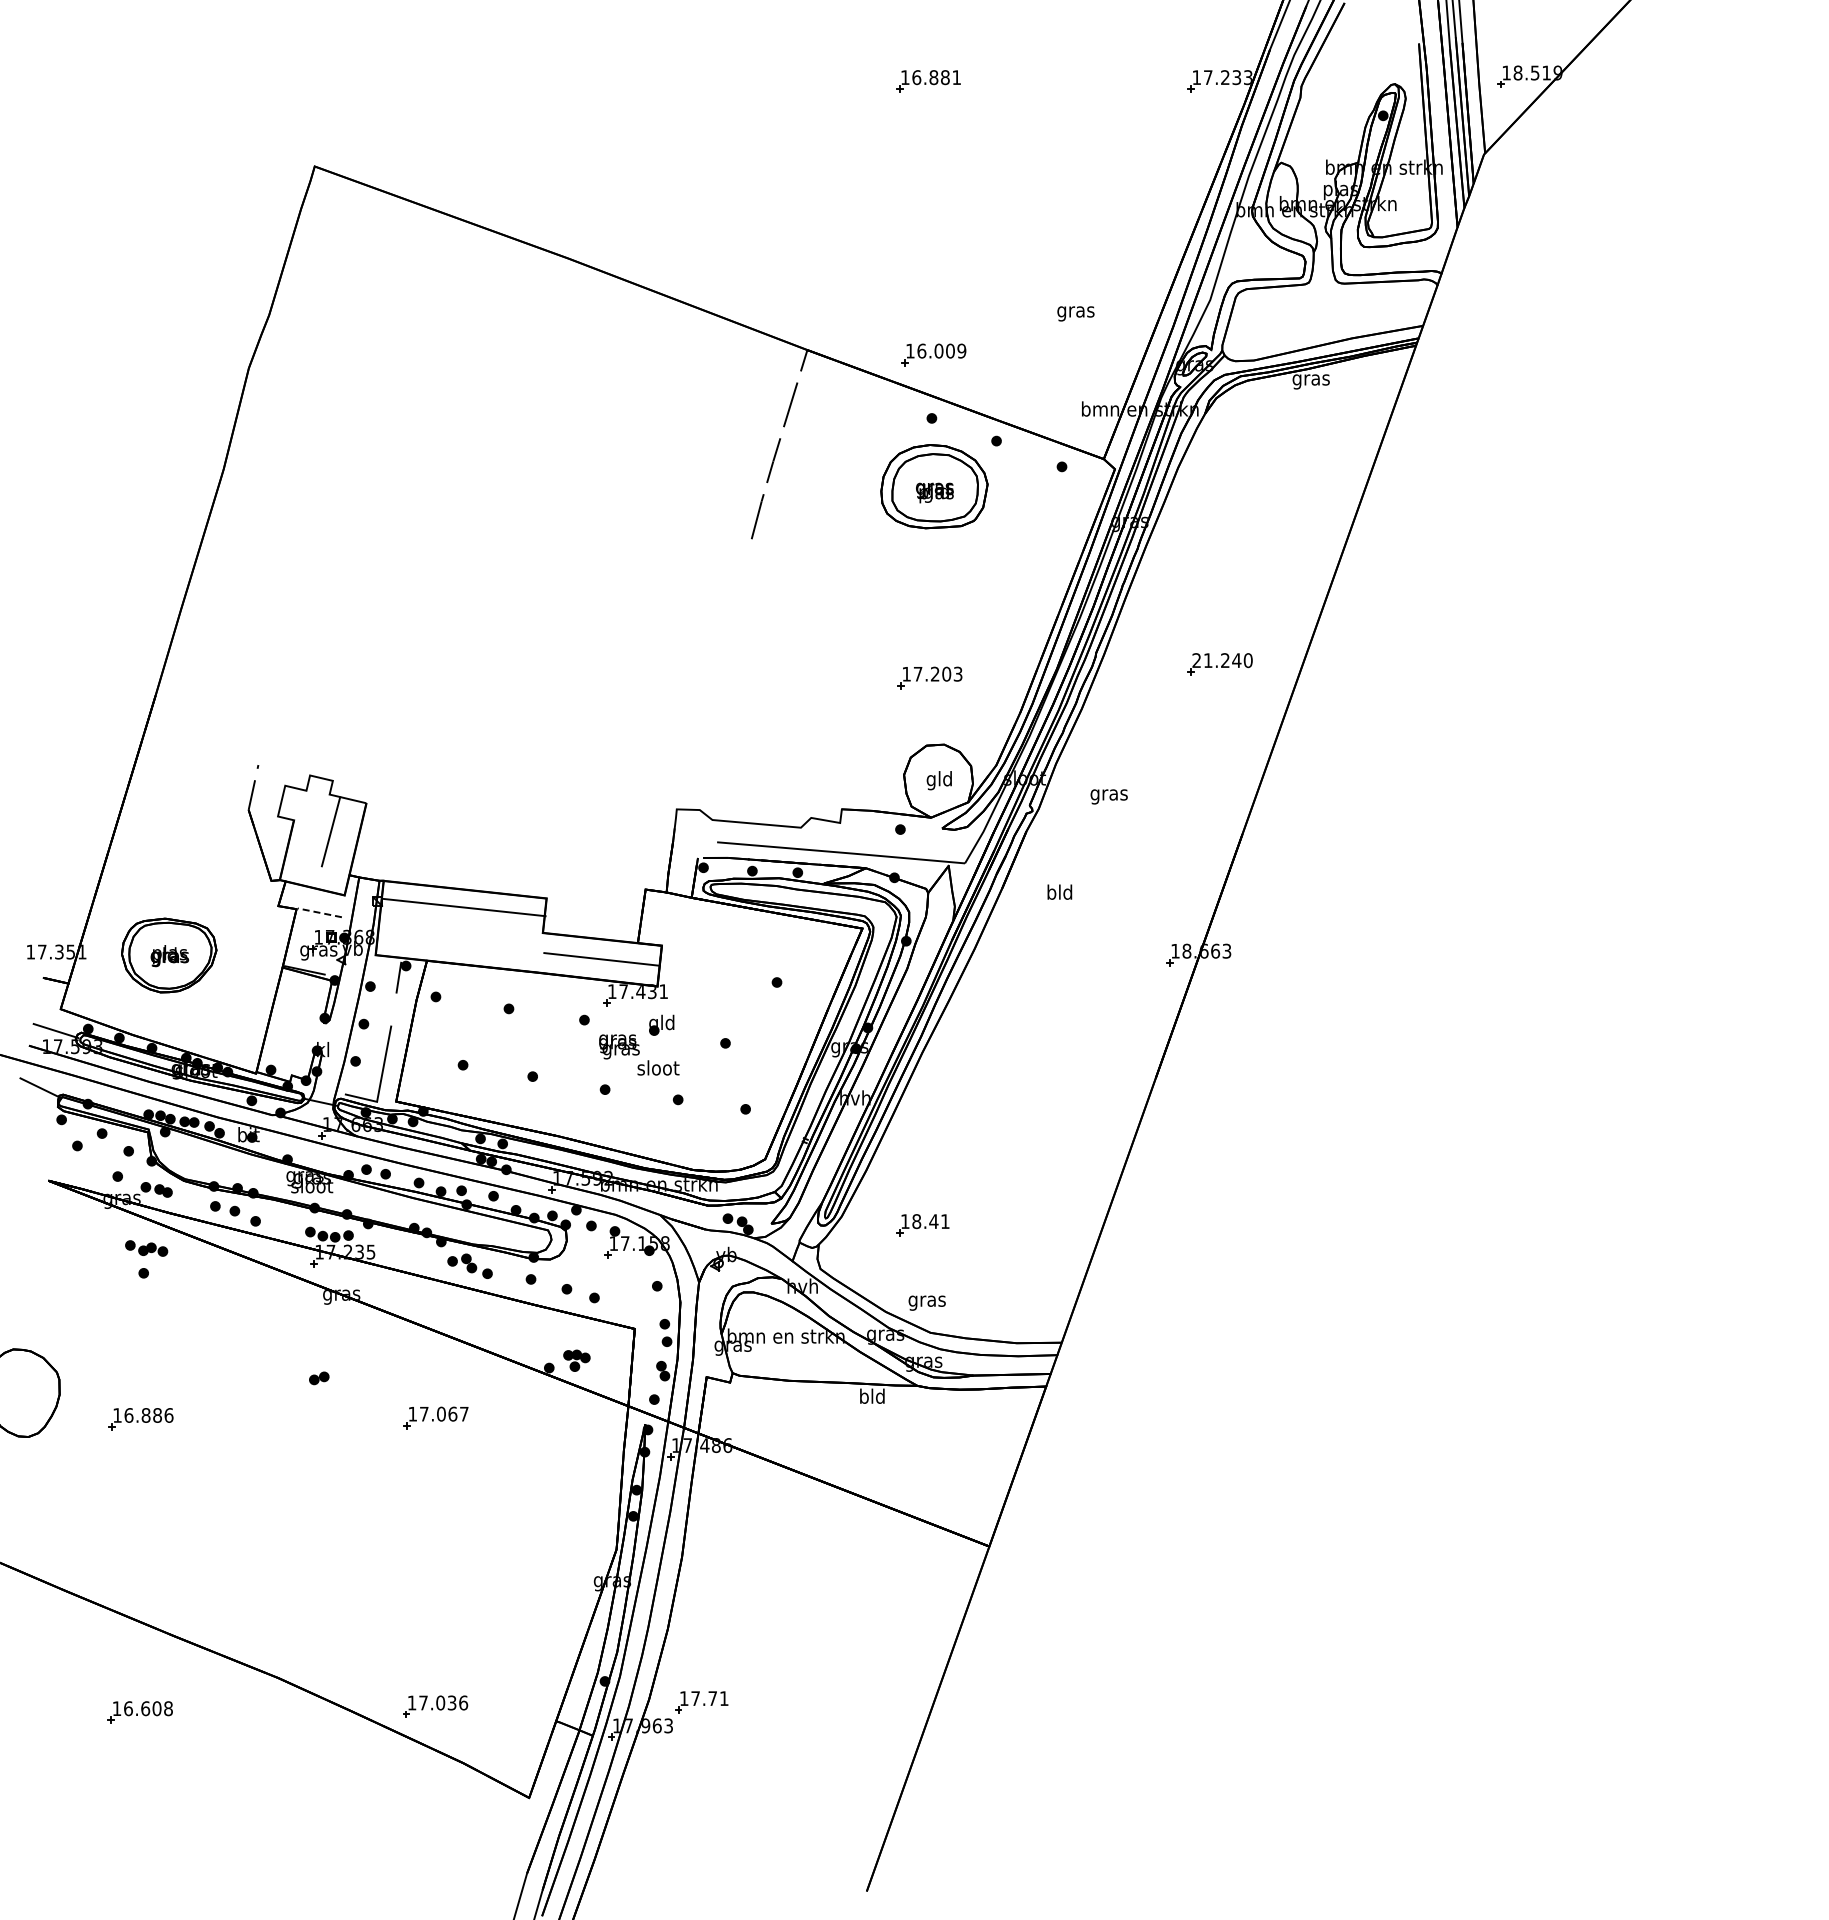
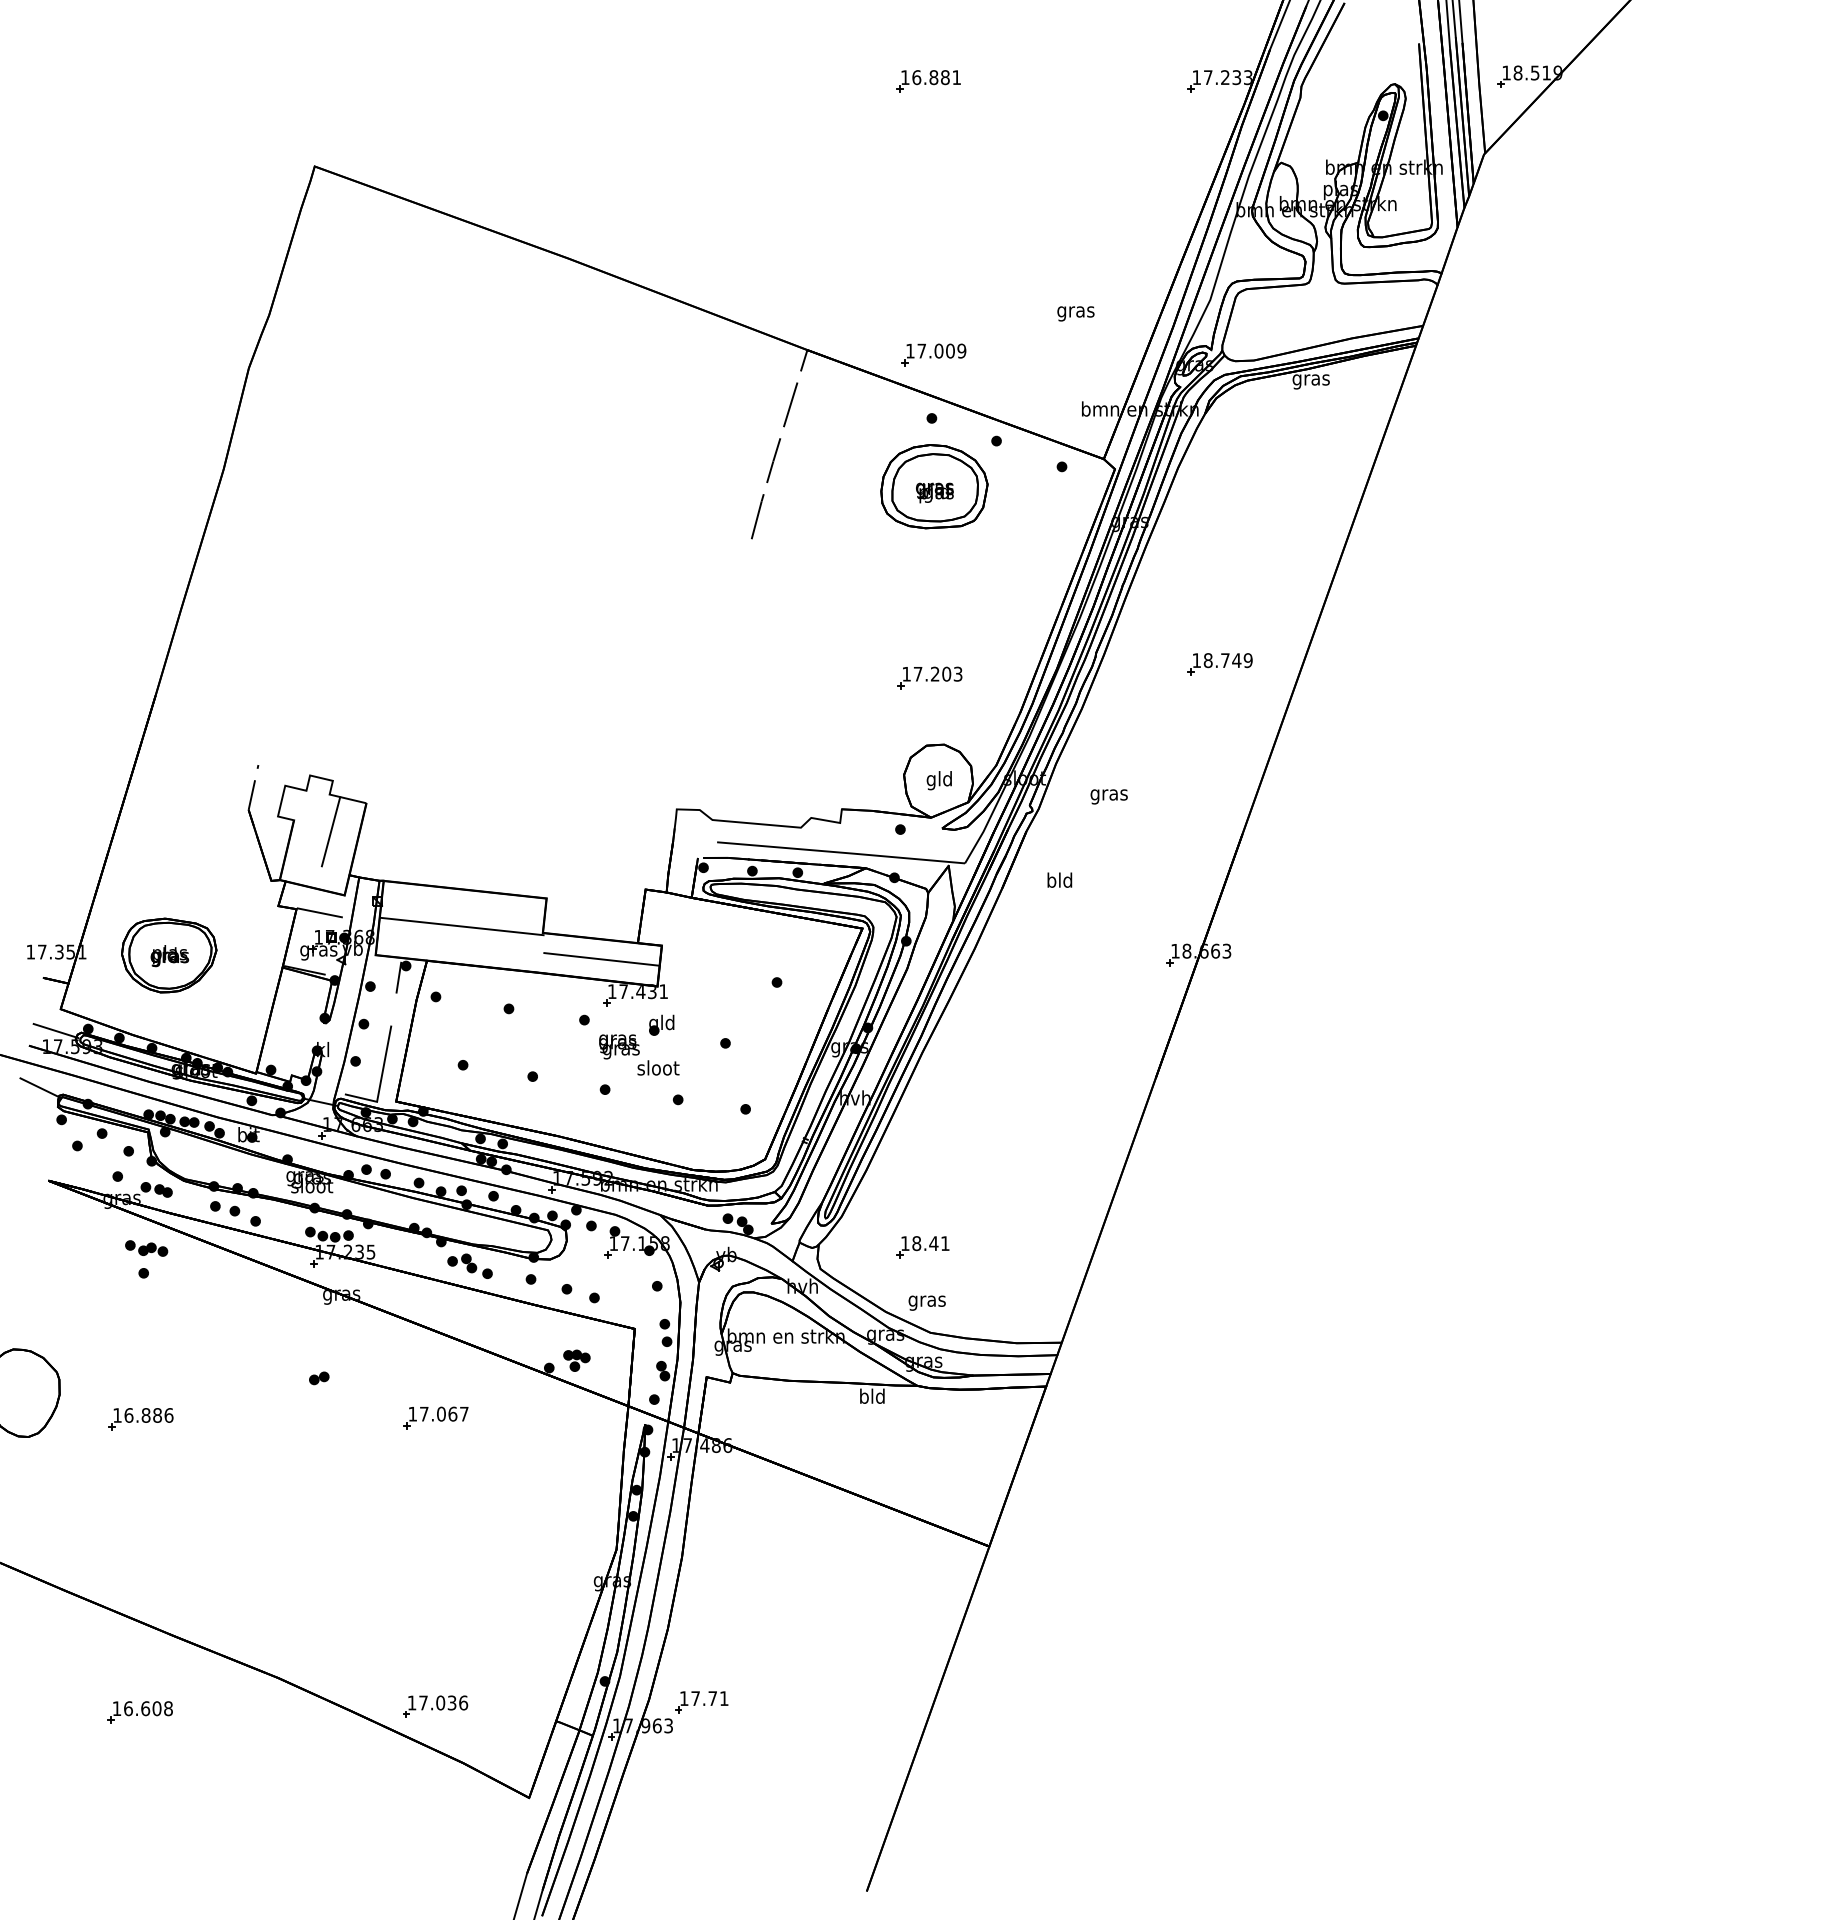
text: 16.009 -> 17.009 (921, 350)
text: 21.240 -> 18.749 (1222, 660)
text position: (1059, 891) -> (1059, 879) (1059, 879)
line position: (463, 907) -> (461, 926) (461, 926)
line: dashed -> solid (319, 912)
part position: (922, 1225) -> (922, 1247) (922, 1247)
